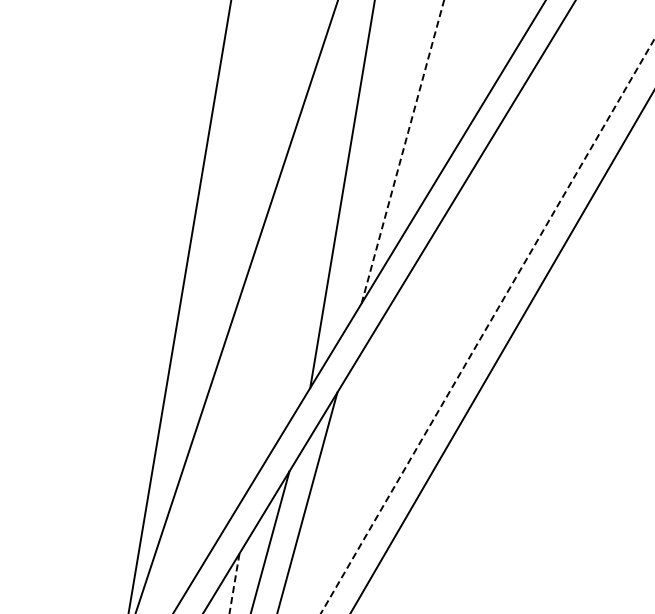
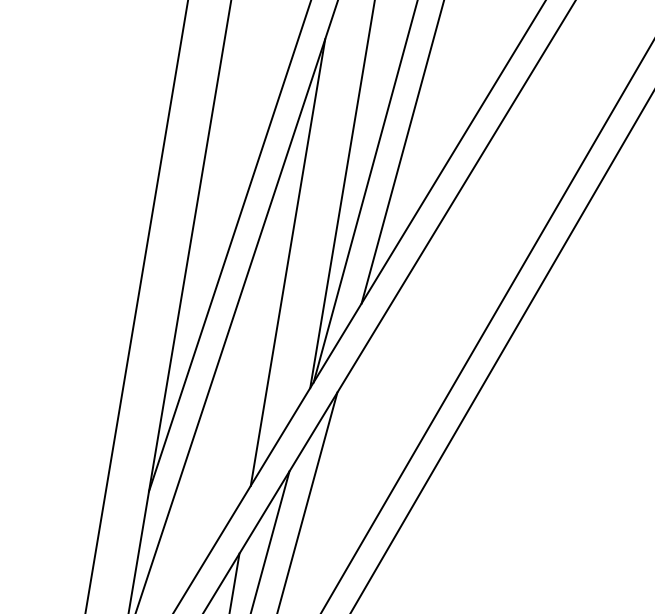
line: dashed -> solid (402, 152)
line: none -> present (364, 192)
line: none -> present (229, 246)
line: none -> present (287, 262)
line: none -> present (136, 306)
line: dashed -> solid (487, 326)
line: dashed -> solid (234, 584)
